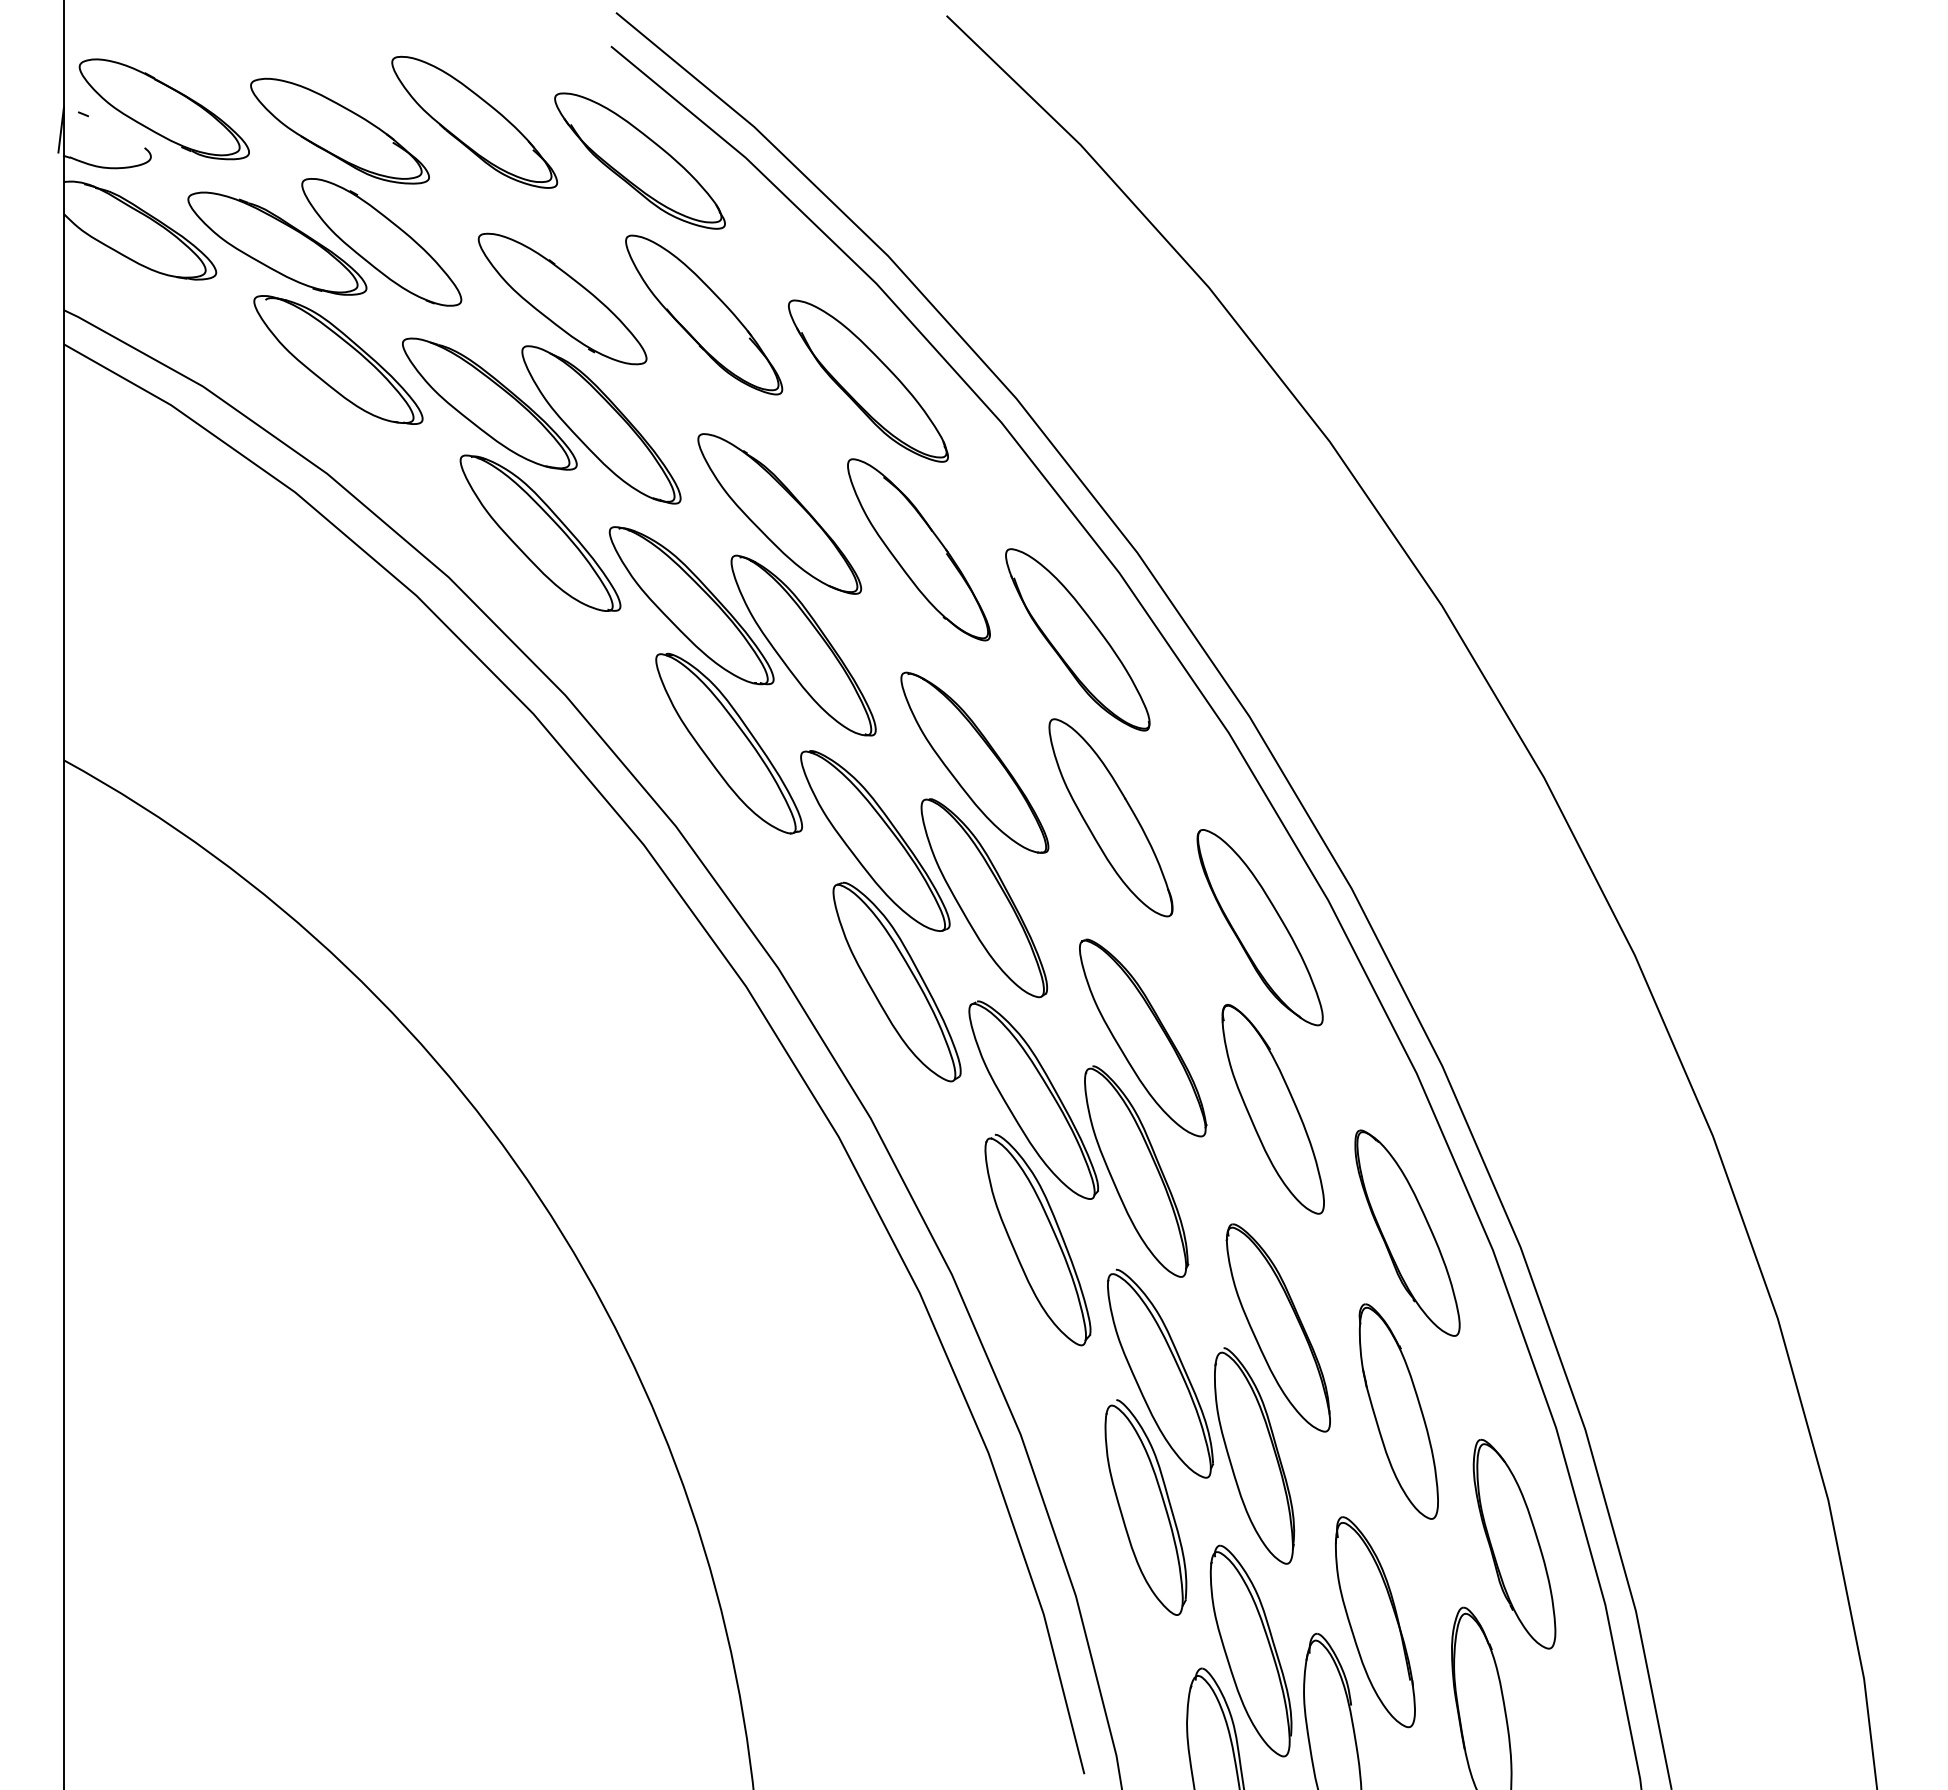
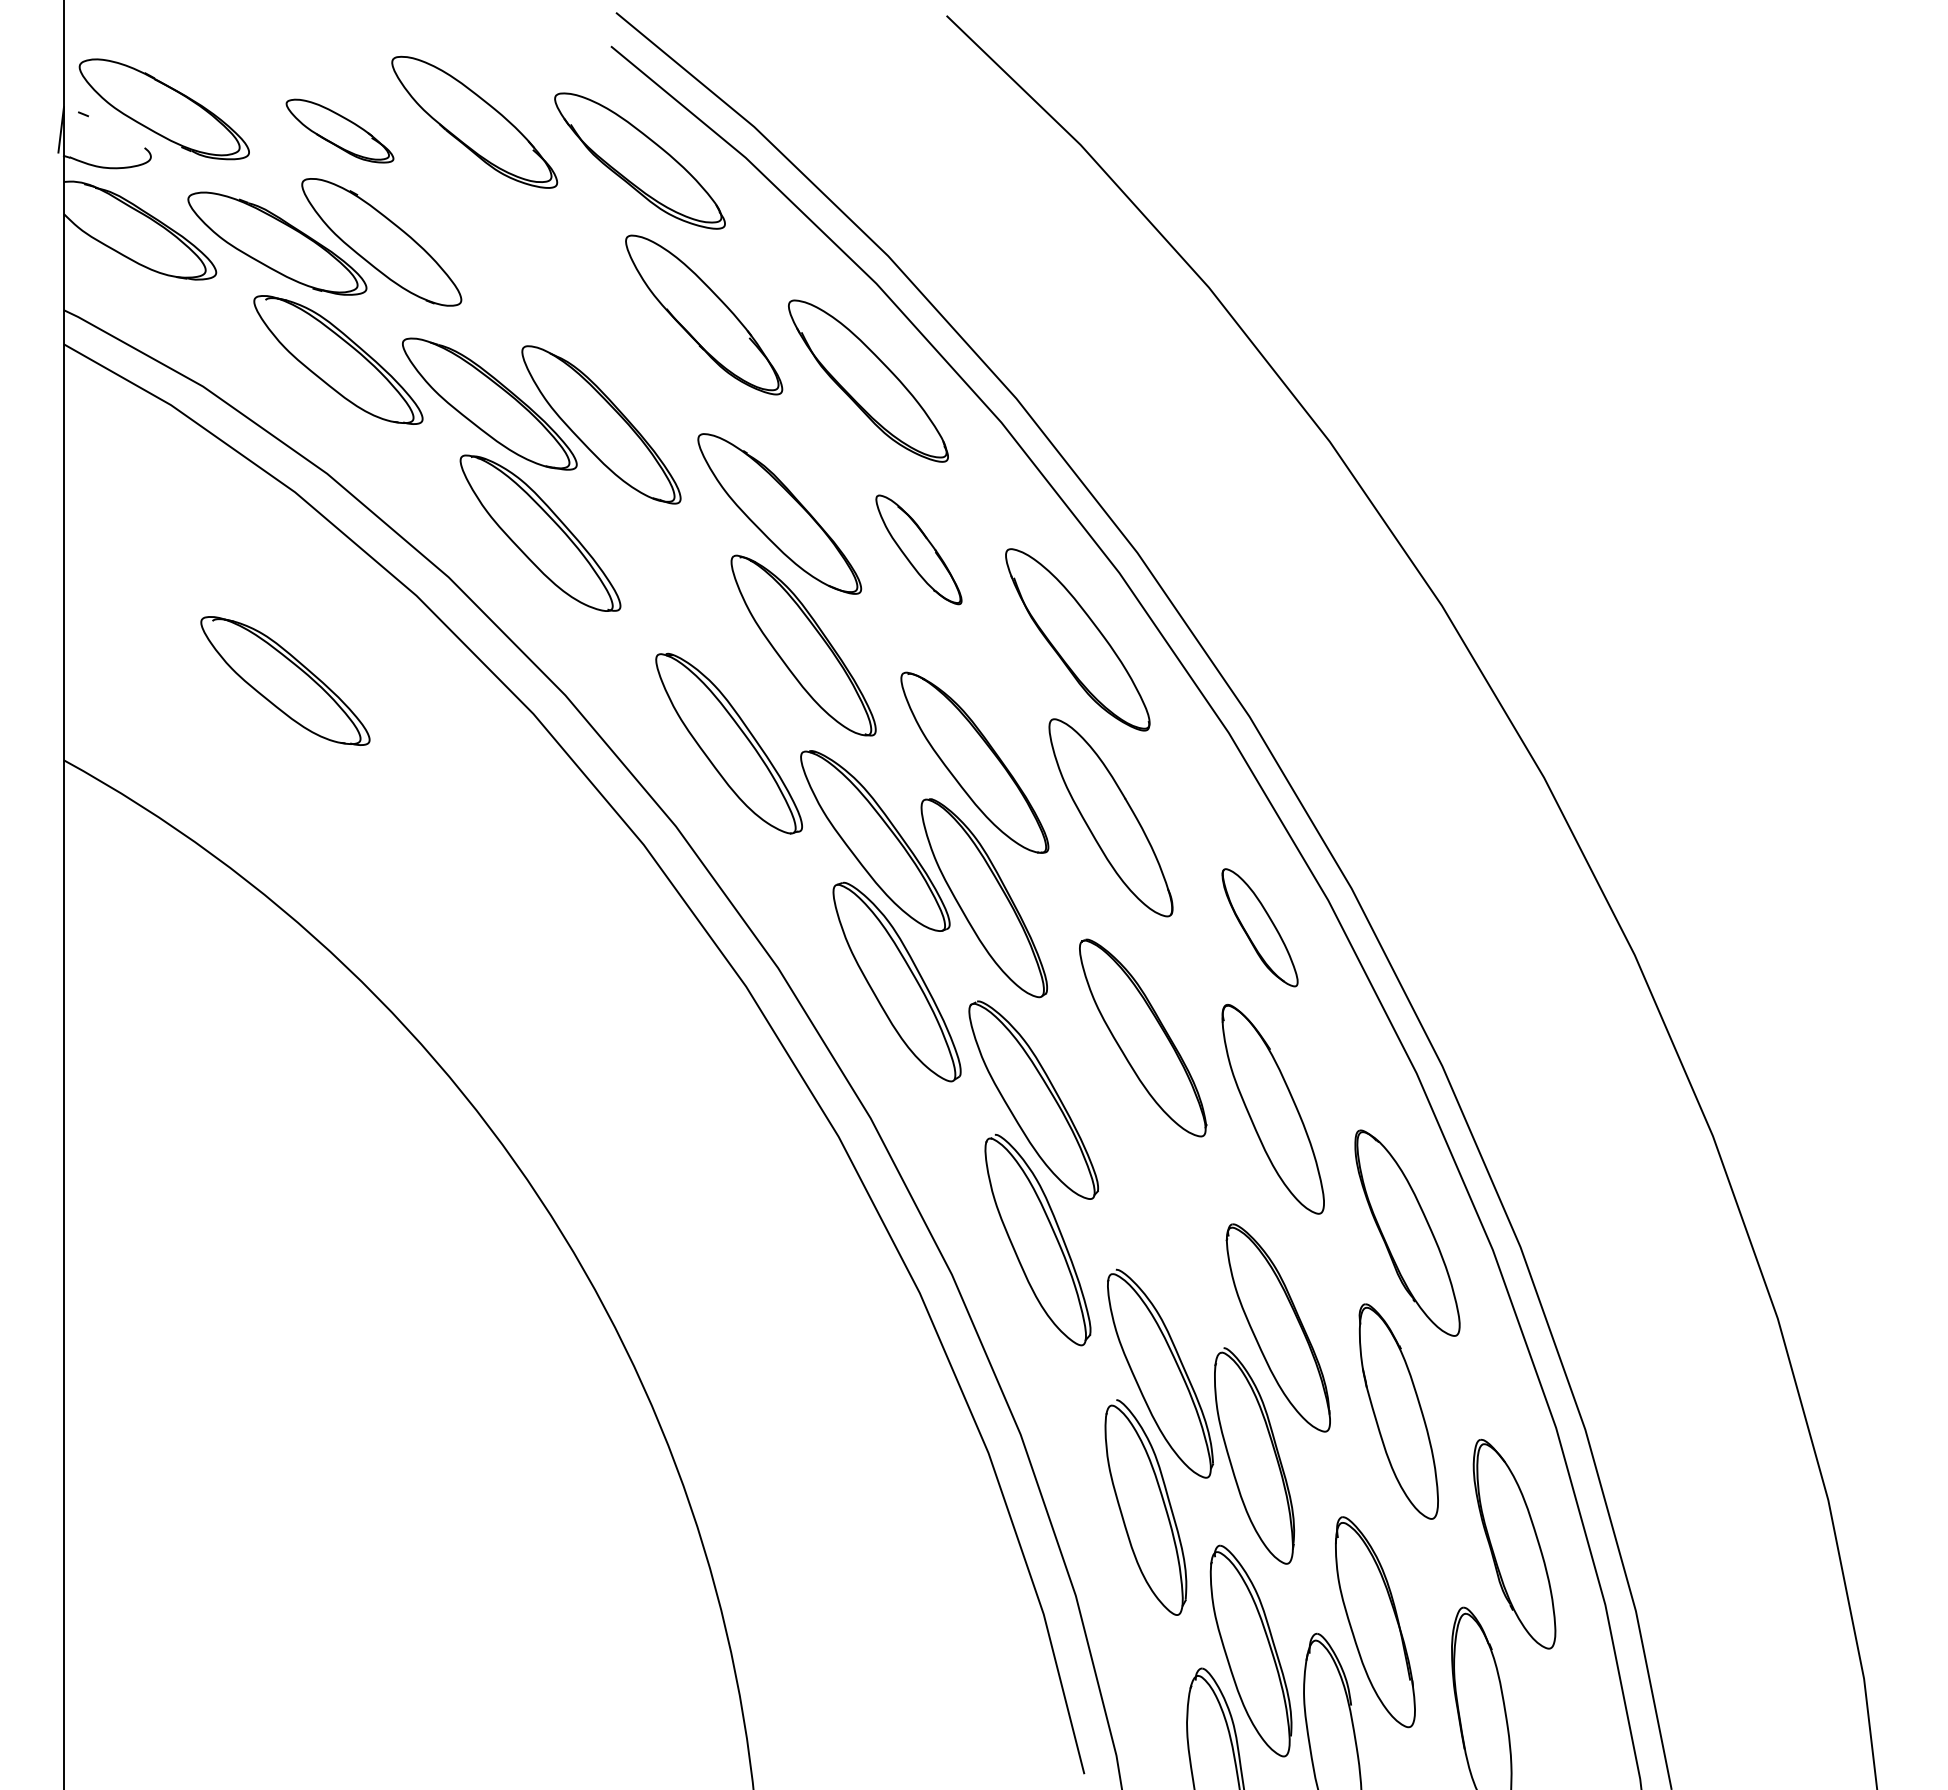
part size: 180x108 px -> 110x66 px (339, 130)
part: present -> none (562, 298)
part size: 144x184 px -> 88x112 px (918, 549)
part: present -> none (691, 605)
part: none -> present (285, 680)
part size: 128x198 px -> 78x120 px (1259, 927)
part: present -> none (1136, 1171)
